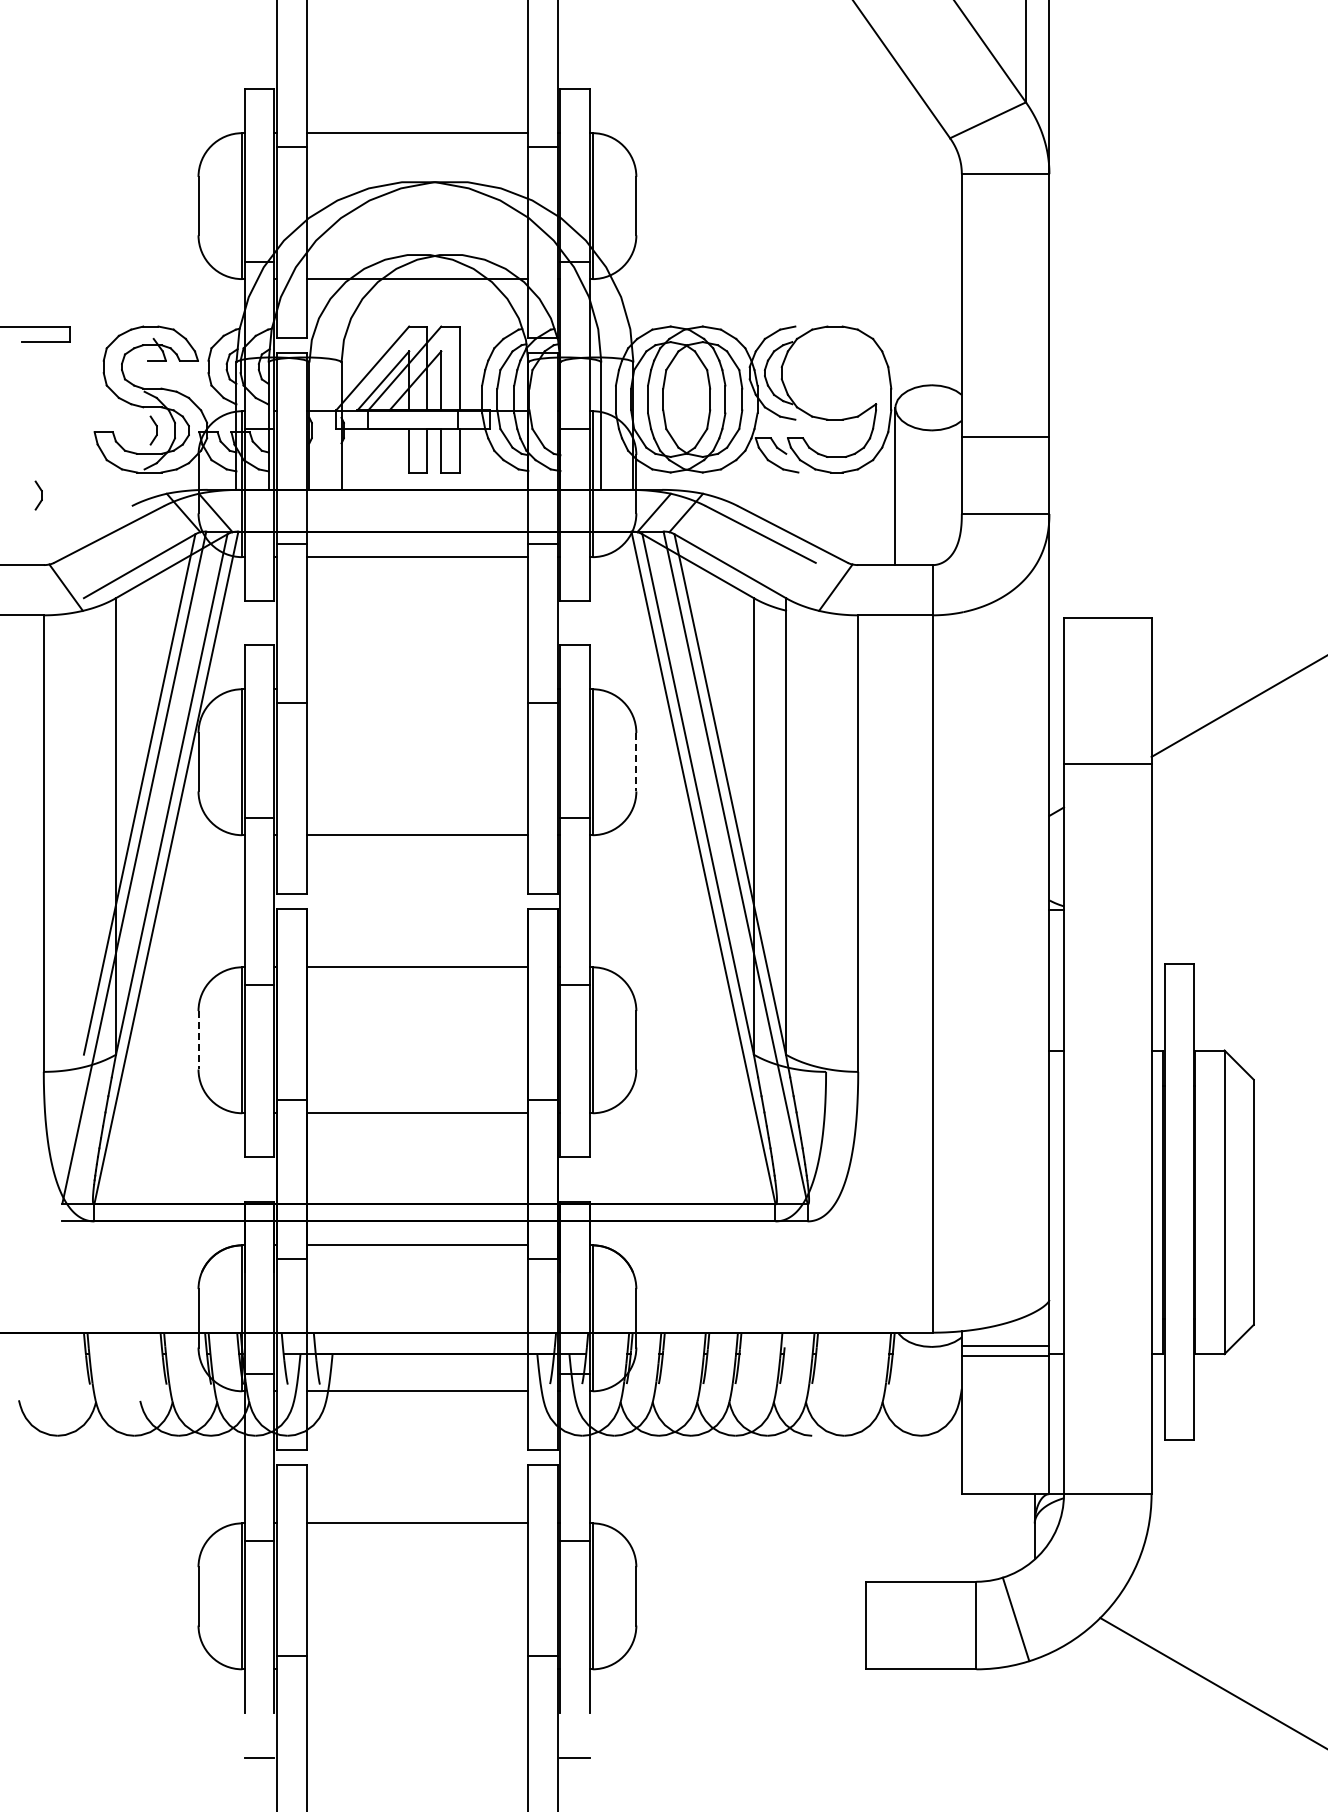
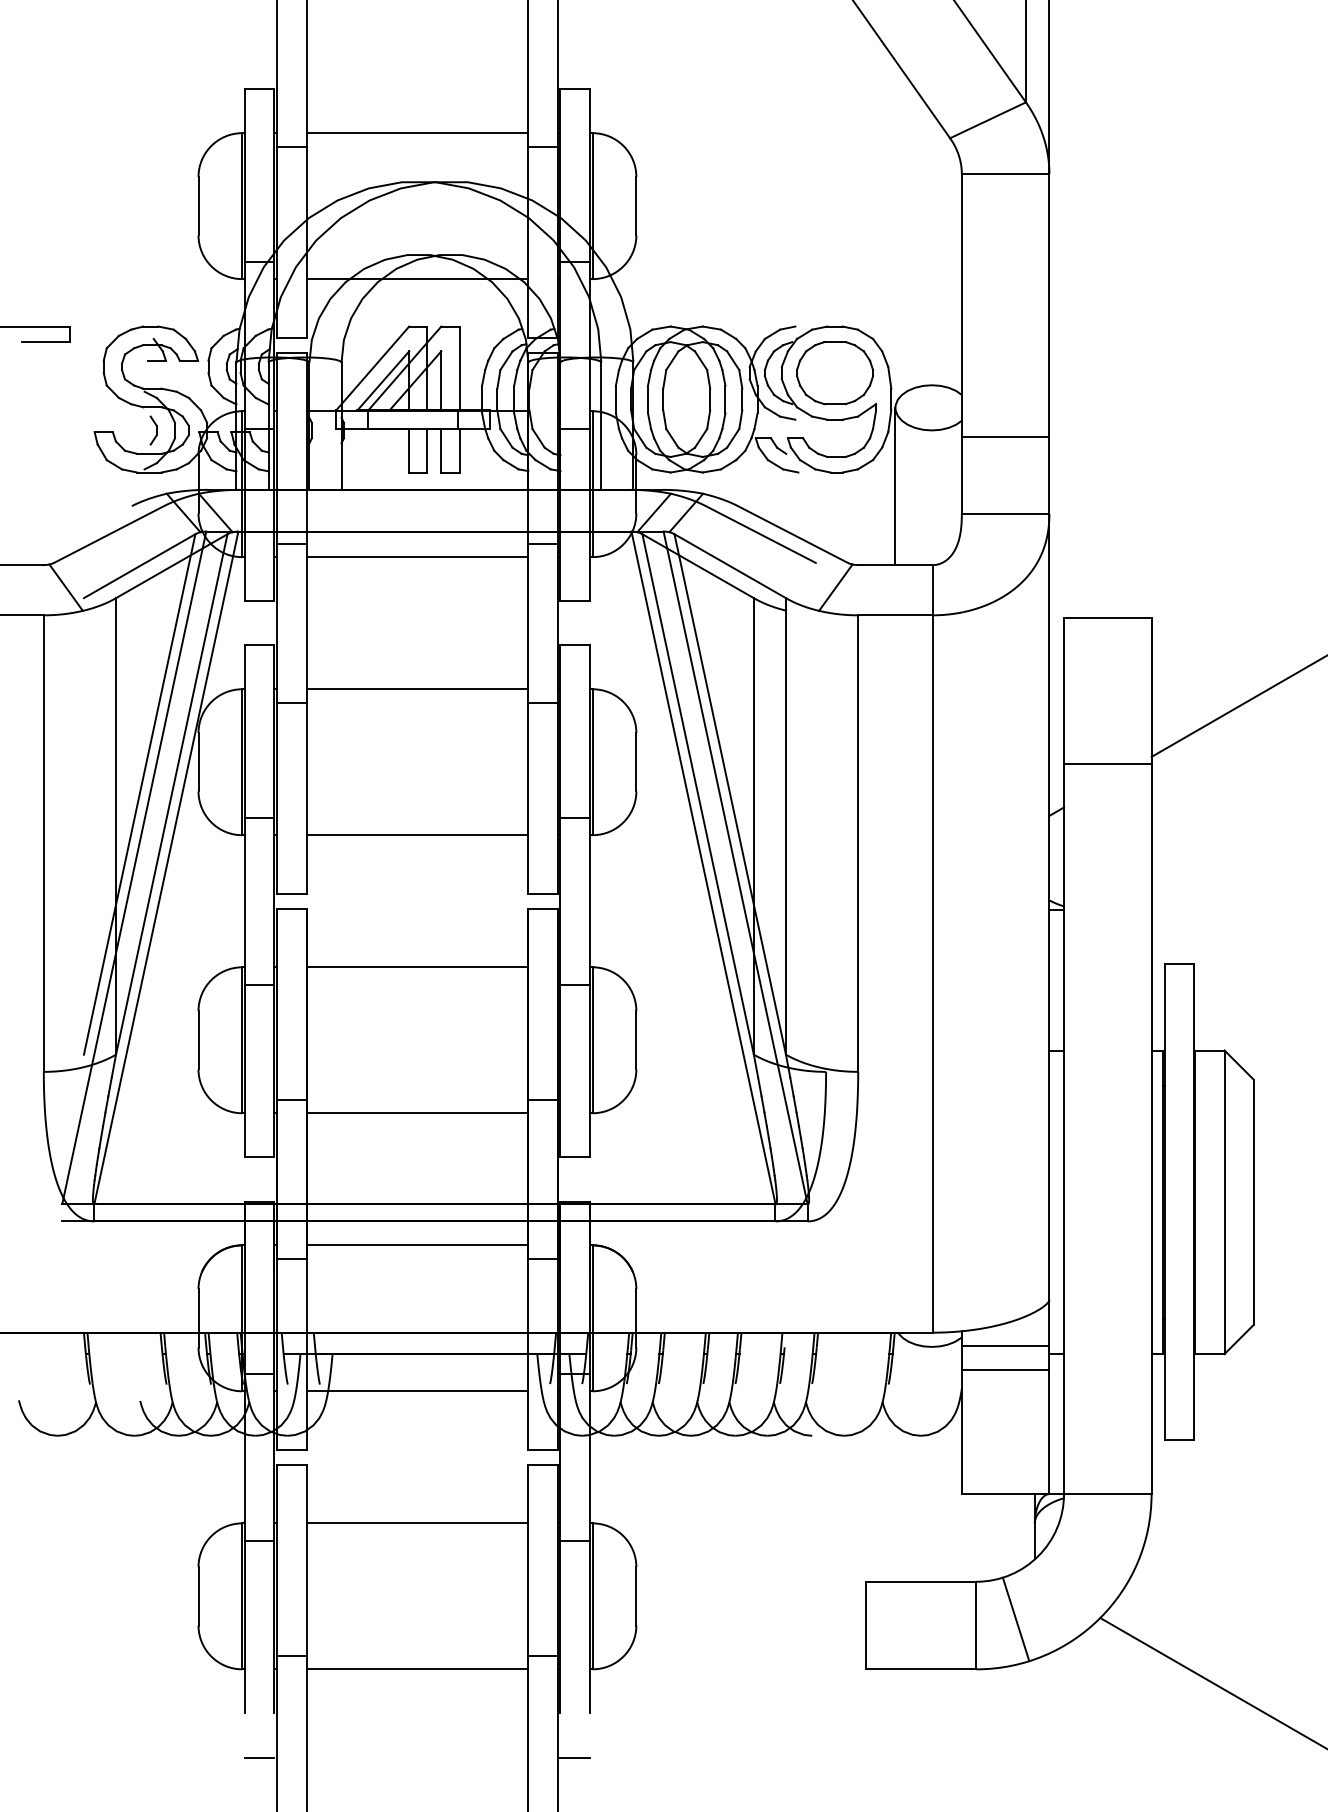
part: none -> present (835, 373)
part: present -> none (38, 495)
line: none -> present (417, 689)
line: dashed -> solid (636, 762)
line: dashed -> solid (198, 1040)
line position: (1005, 1355) -> (1005, 1369) (1005, 1369)
line: none -> present (417, 1669)
